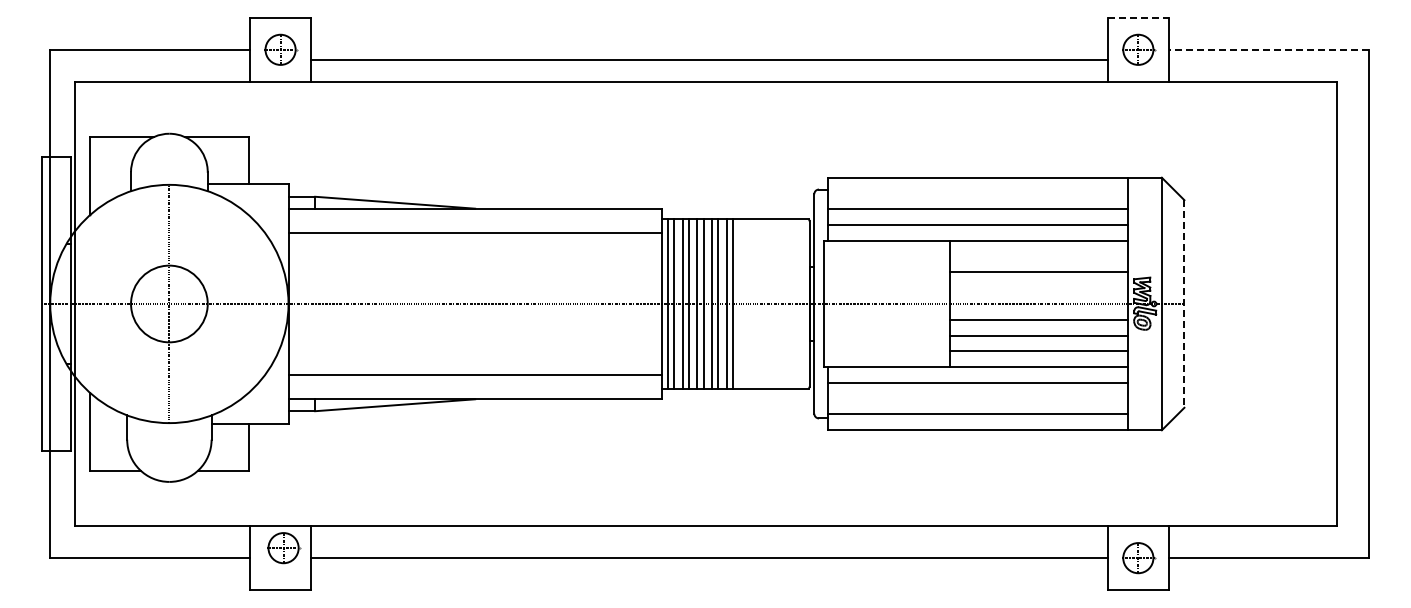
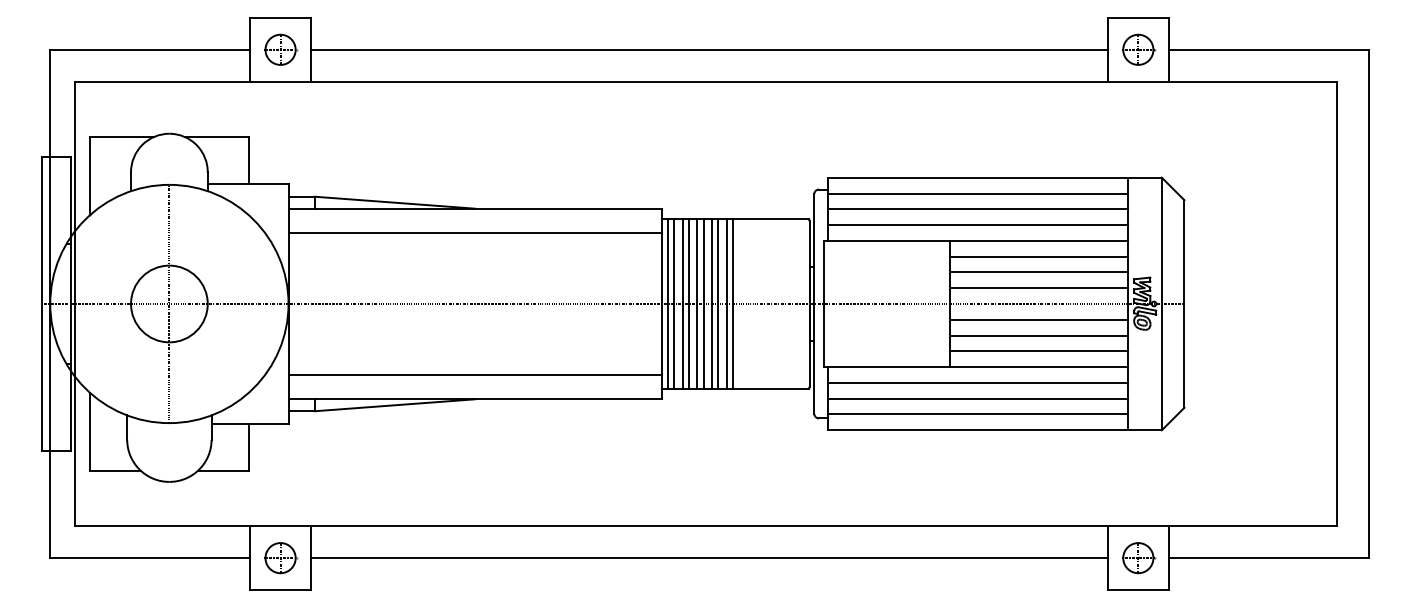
line: dashed -> solid (1138, 18)
line: dashed -> solid (1268, 49)
line position: (709, 59) -> (709, 49) (709, 49)
line: none -> present (978, 193)
line: none -> present (1039, 256)
line: none -> present (1039, 288)
line: dashed -> solid (1184, 304)
line: none -> present (978, 398)
part position: (284, 548) -> (281, 558) (281, 558)
